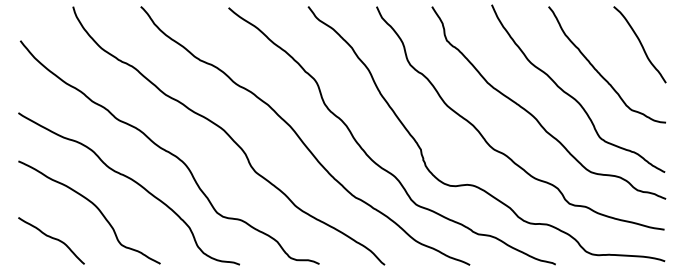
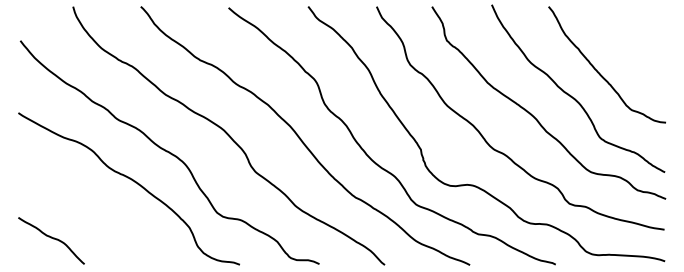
curve: present -> none (639, 43)
curve: present -> none (94, 206)
